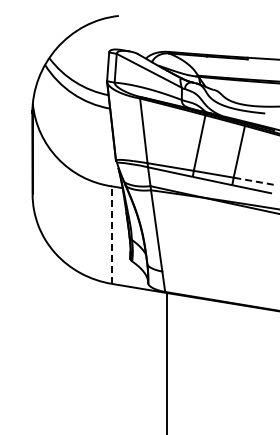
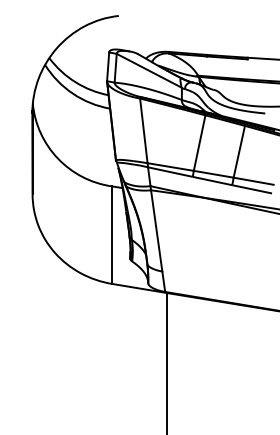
line: dashed -> solid (253, 181)
line: dashed -> solid (112, 235)
